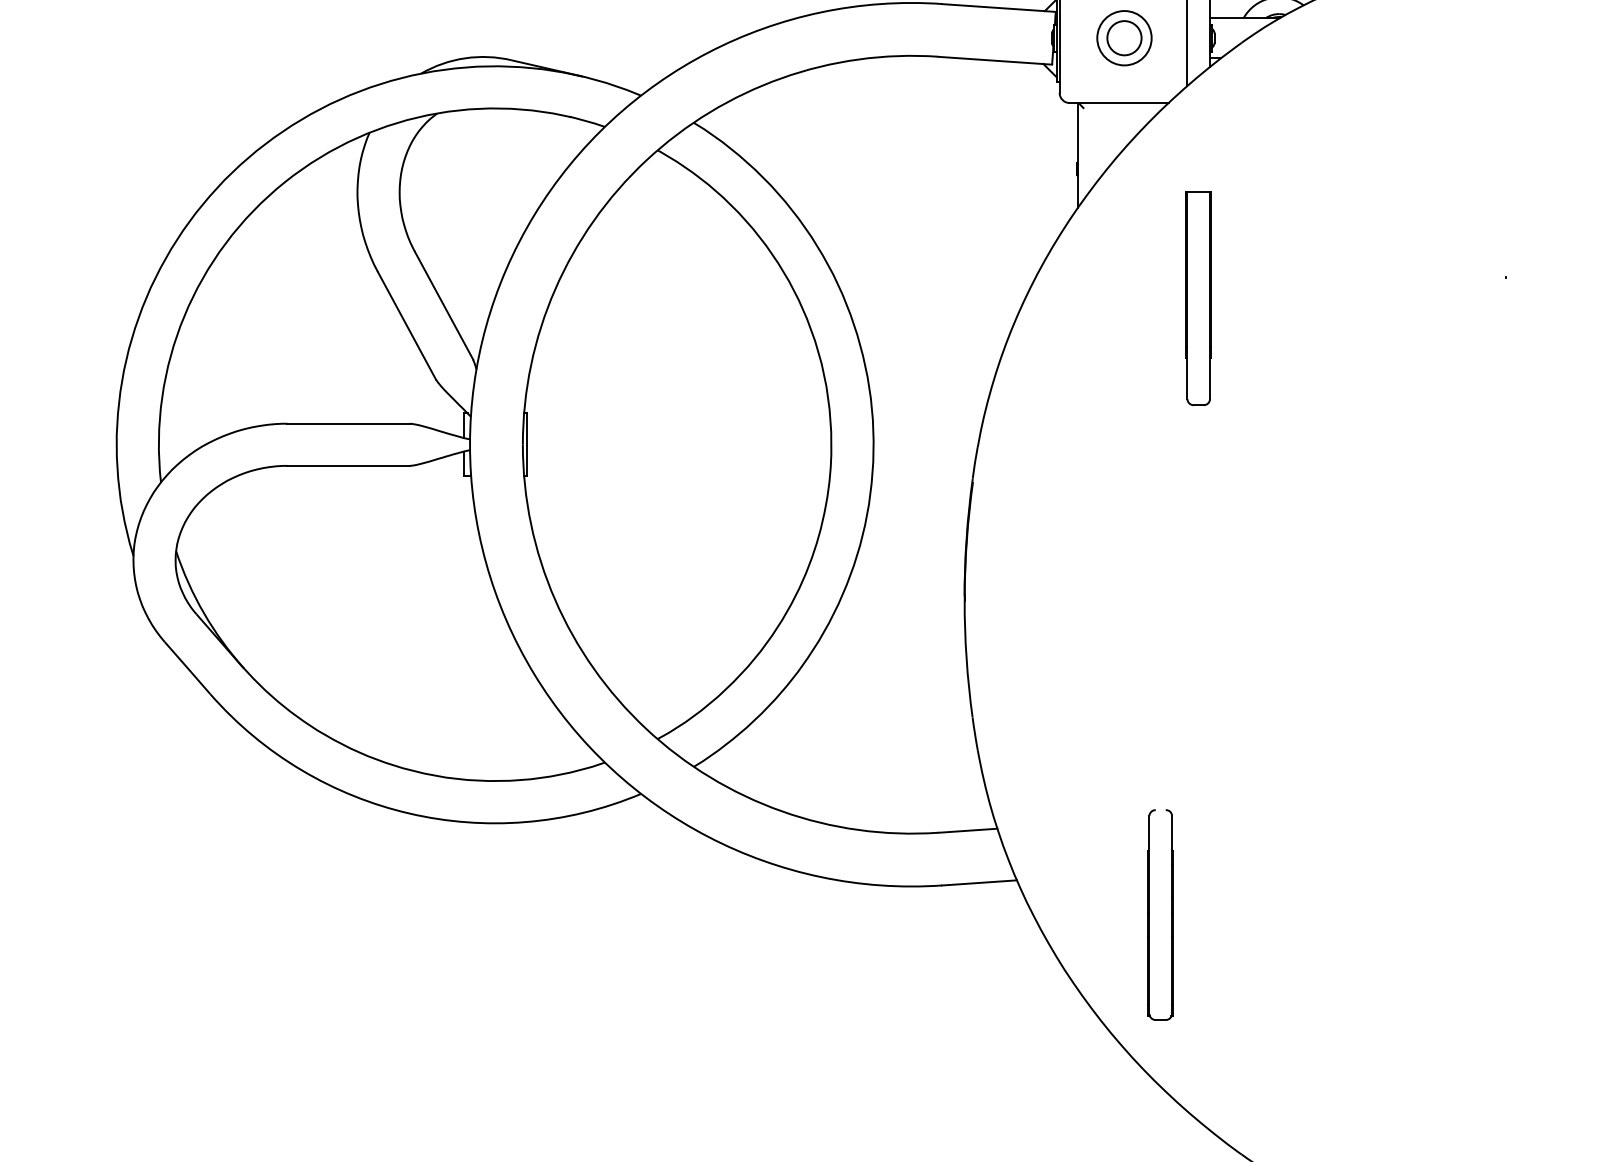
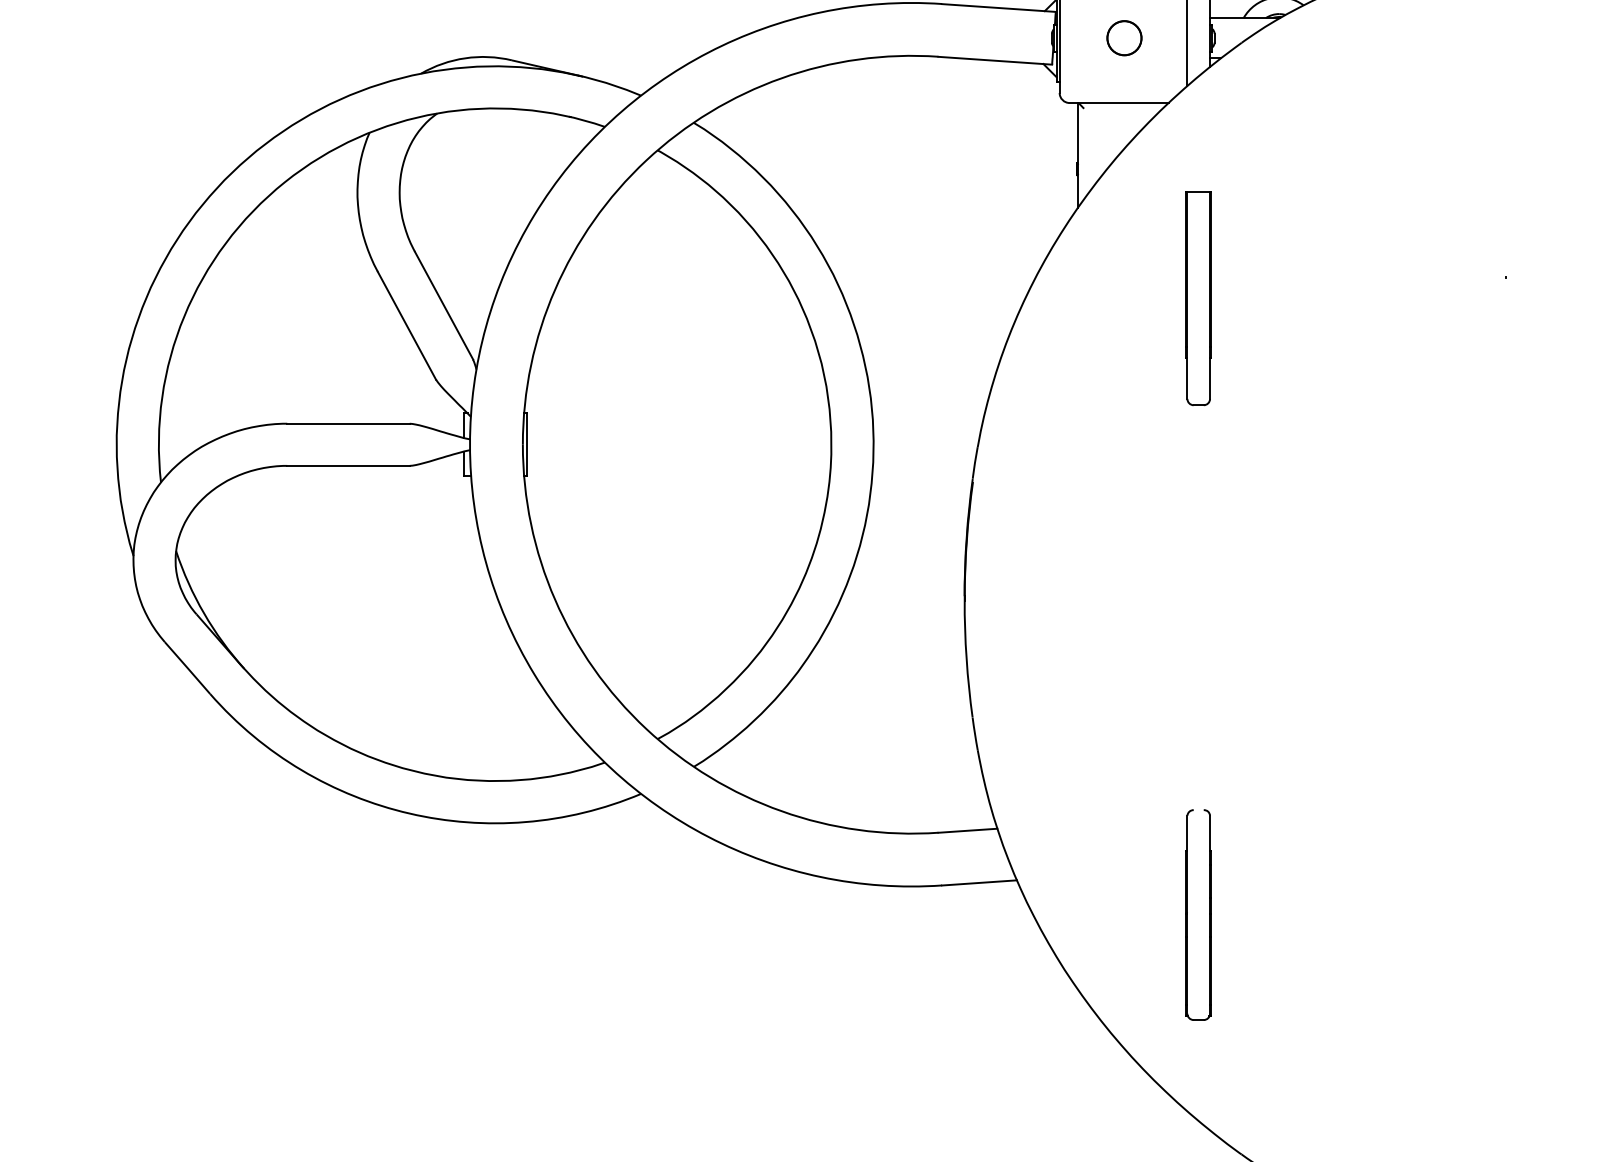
circle diameter: 54 px -> 34 px (1124, 38)
part position: (1149, 914) -> (1187, 914) (1187, 914)
